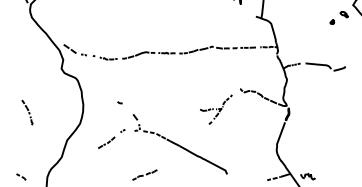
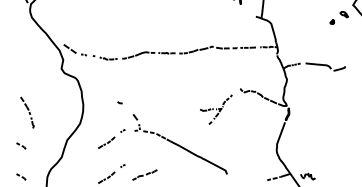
part size: 13x27 px -> 15x33 px (27, 112)
part: none -> present (21, 145)
part: none -> present (111, 173)
